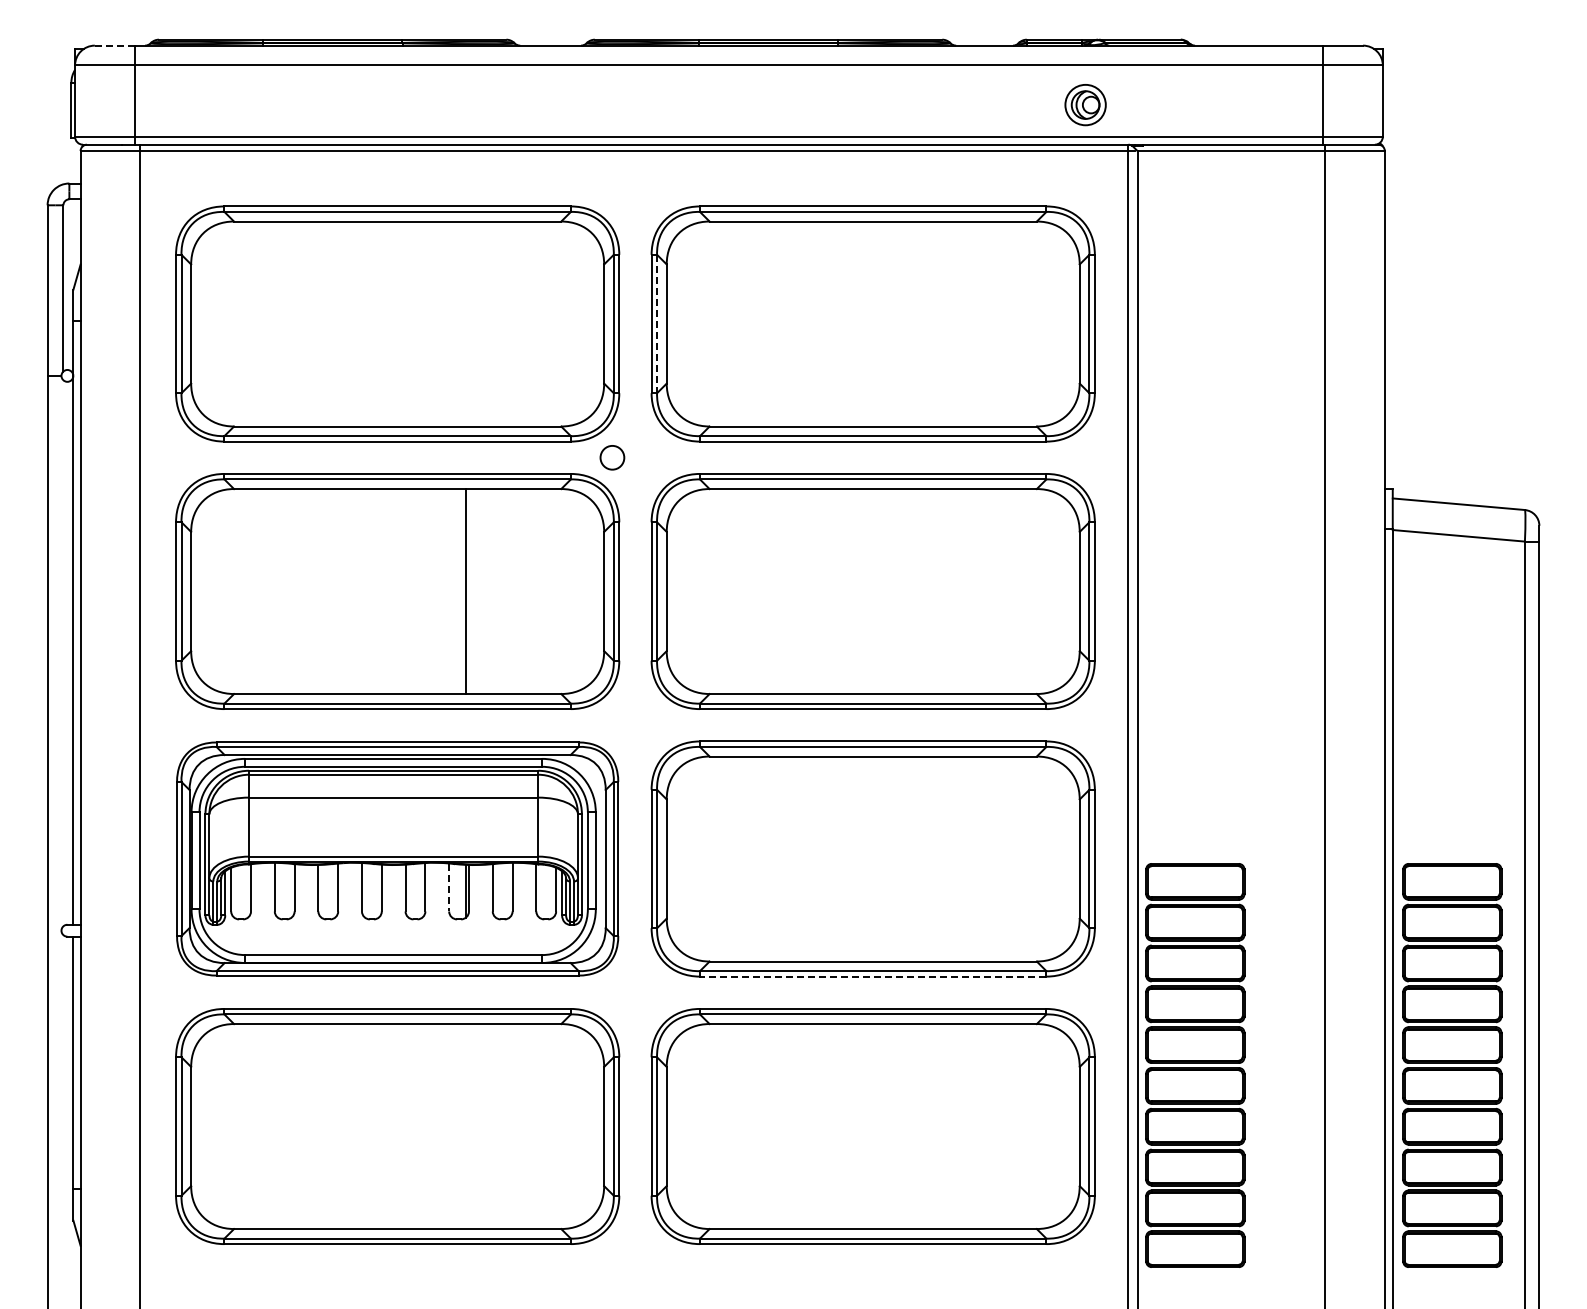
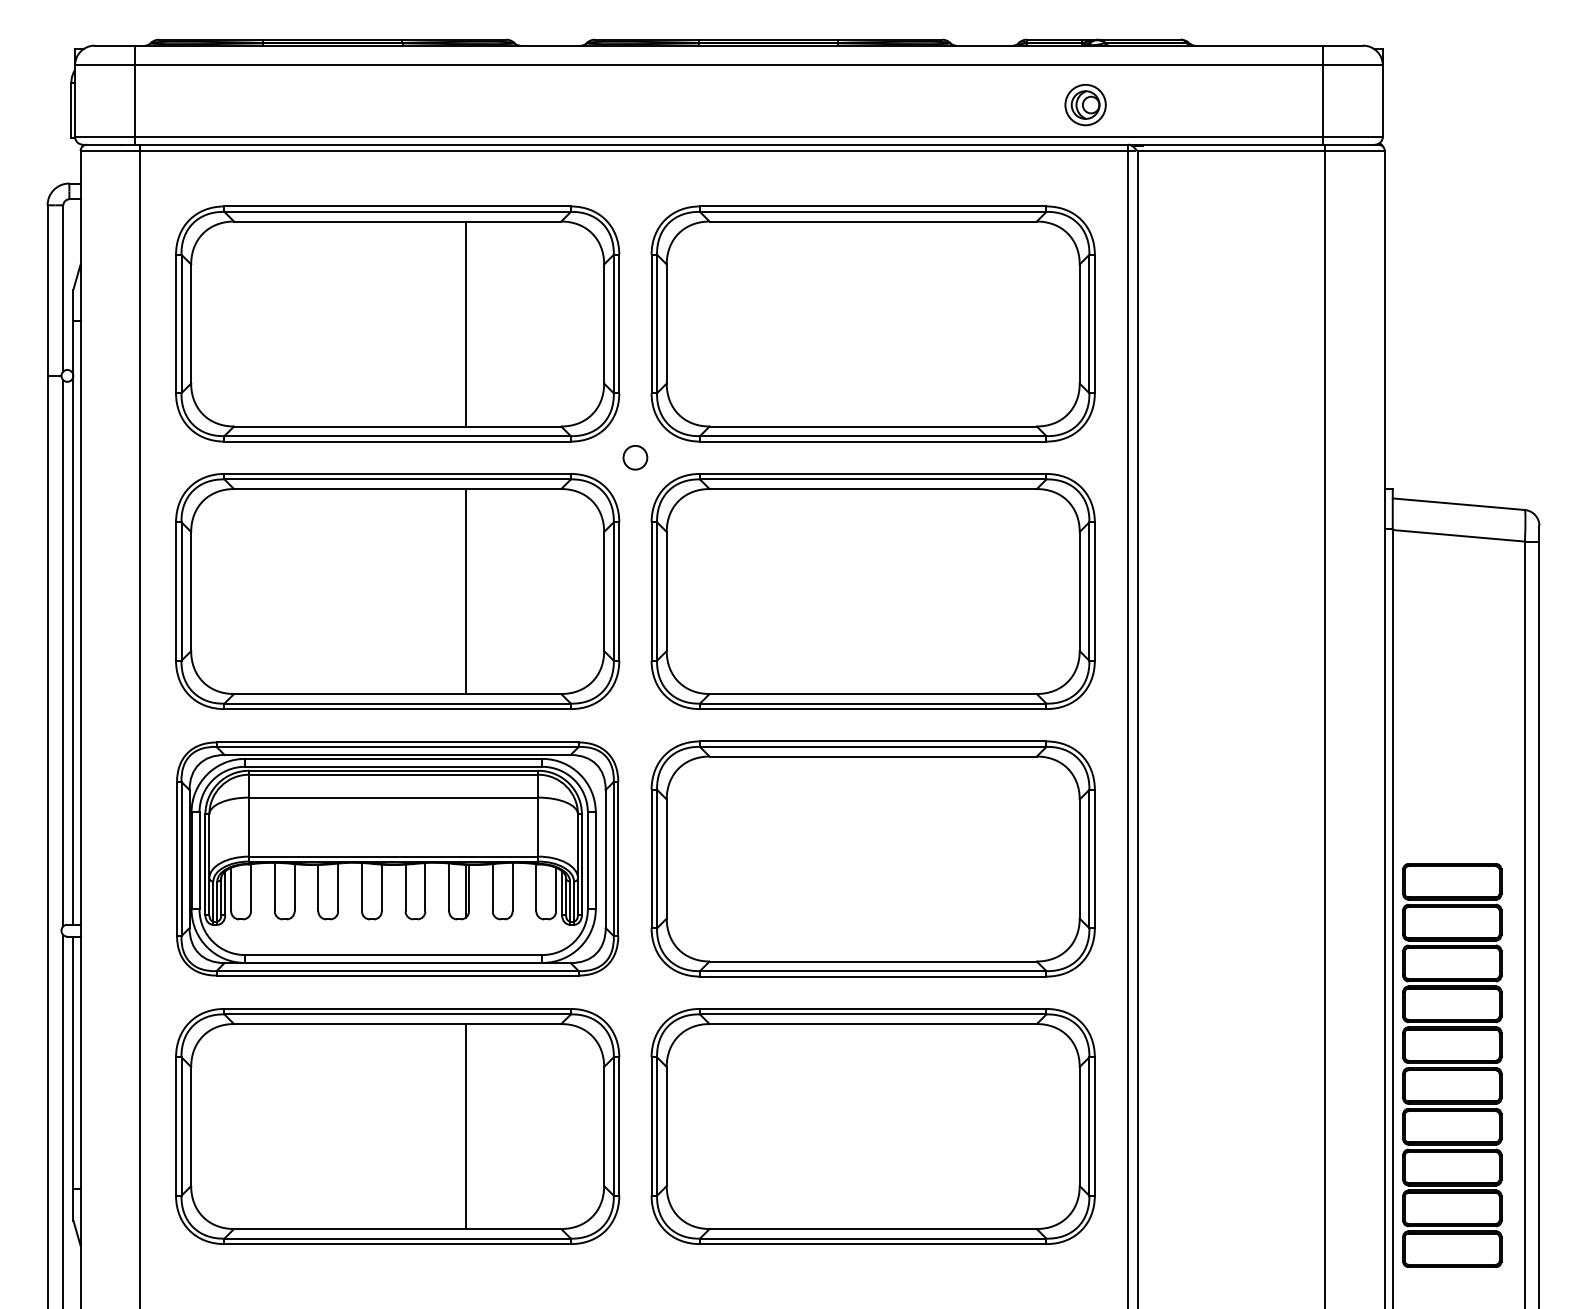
line: dashed -> solid (114, 45)
line: none -> present (466, 323)
line: dashed -> solid (657, 324)
circle position: (612, 457) -> (635, 457) (635, 457)
line: none -> present (63, 653)
line: dashed -> solid (449, 887)
line: dashed -> solid (872, 976)
part: present -> none (1195, 1065)
line: none -> present (63, 1120)
line: none -> present (466, 1126)
